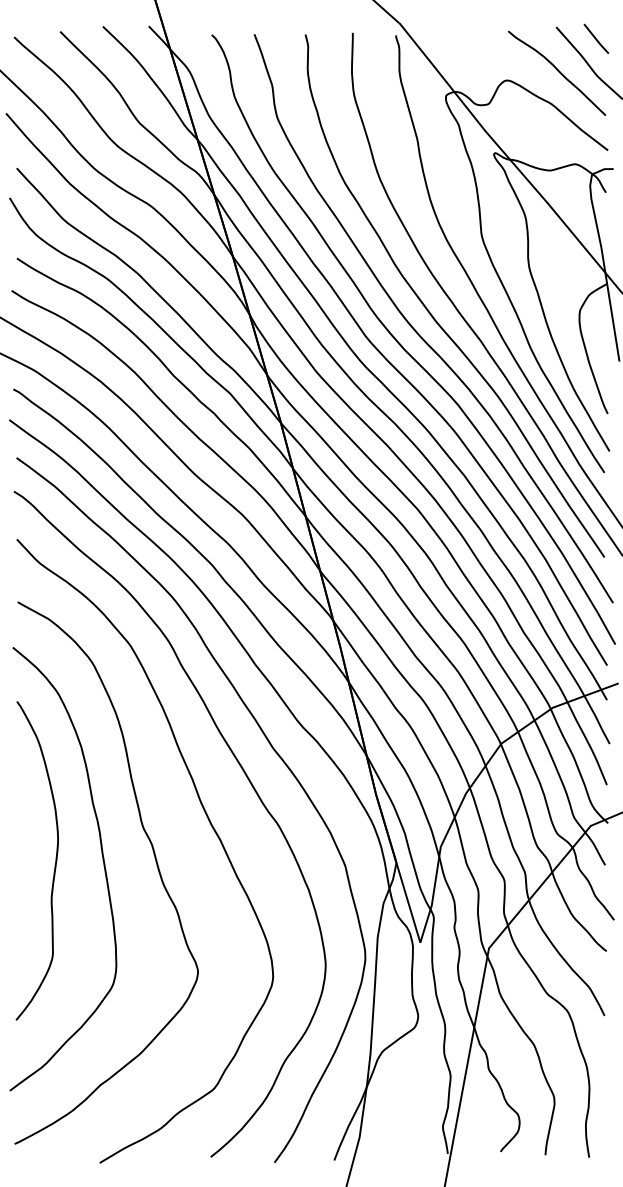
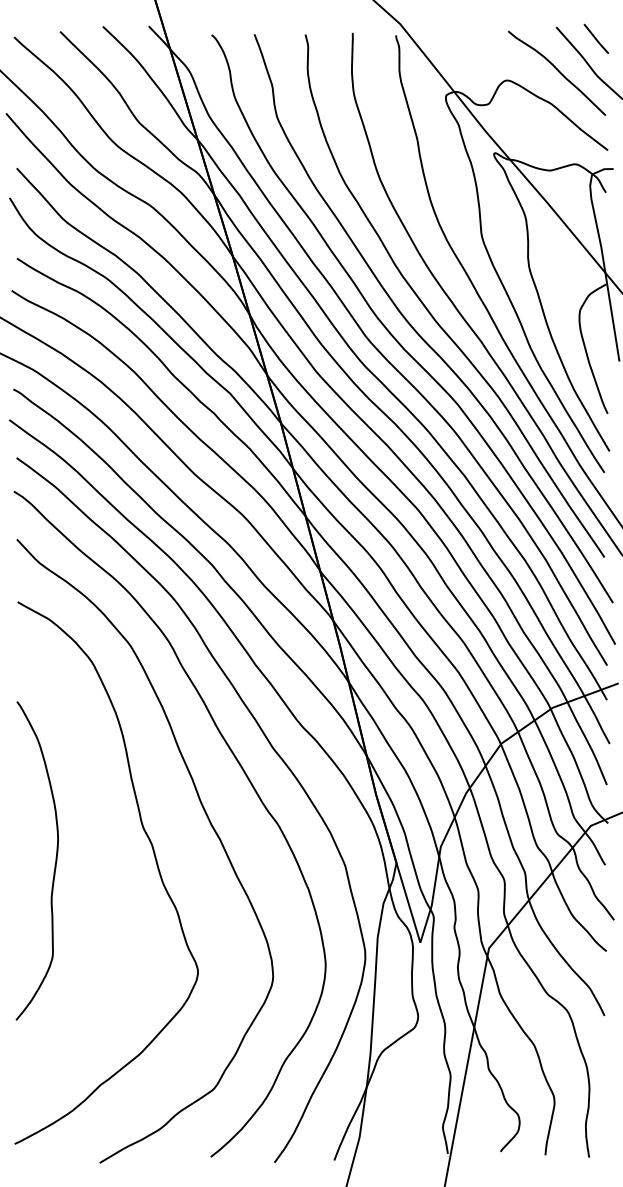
curve: present -> none (102, 860)
